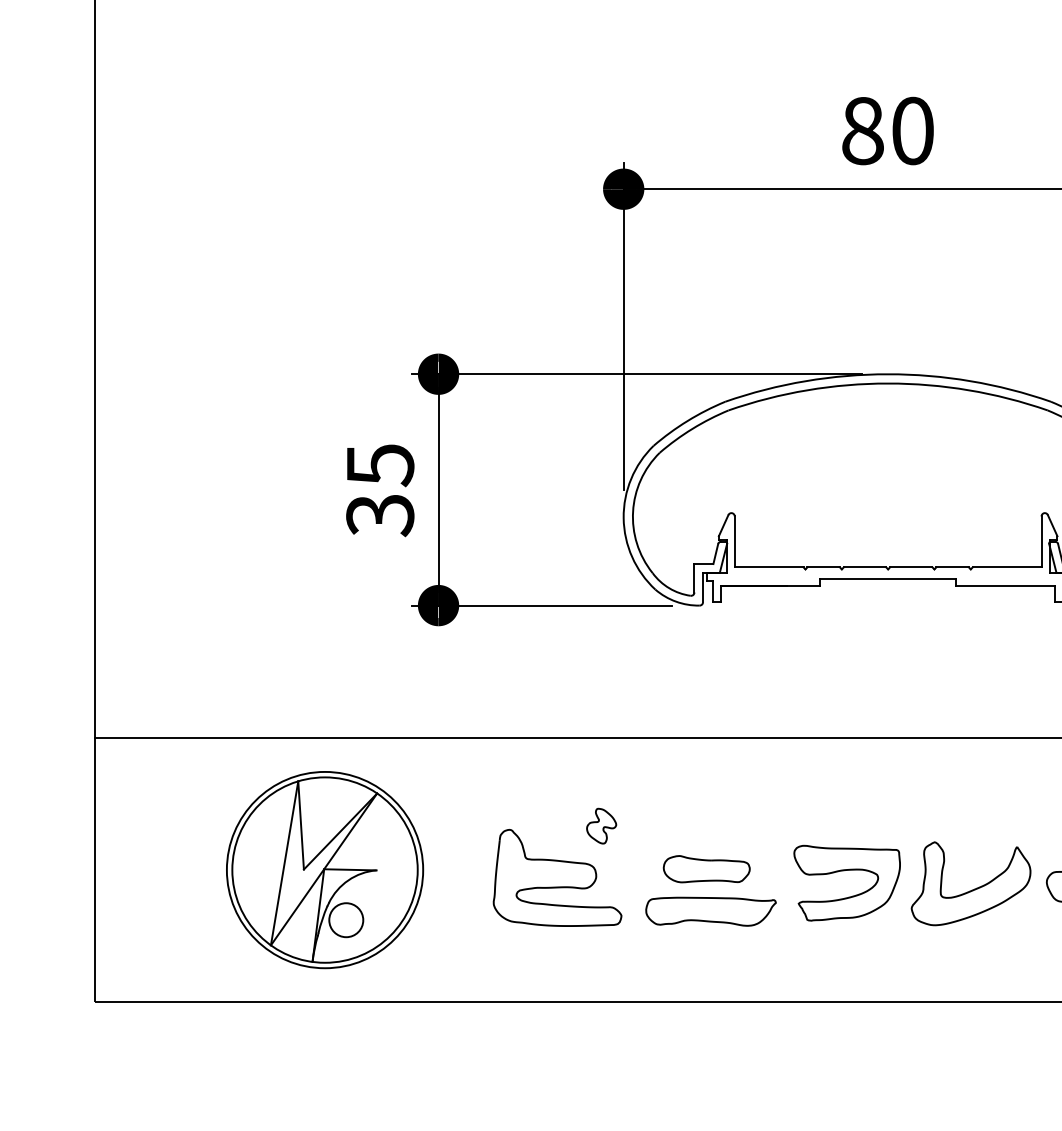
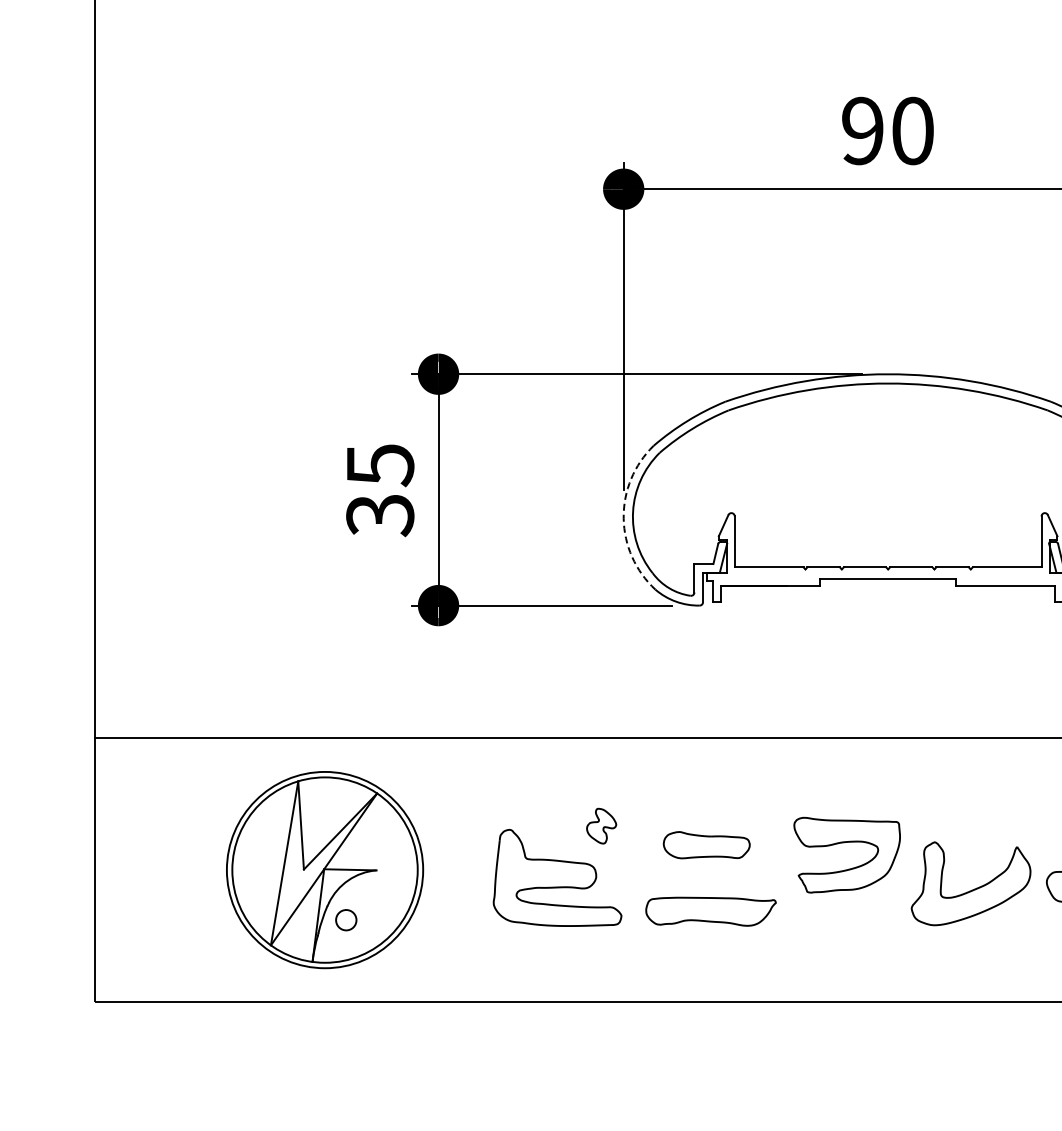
text: 80 -> 90 (862, 130)
arc: solid -> dashed (623, 518)
curve position: (706, 861) -> (706, 837) (706, 837)
part position: (844, 871) -> (844, 843) (844, 843)
circle diameter: 34 px -> 20 px (346, 920)
